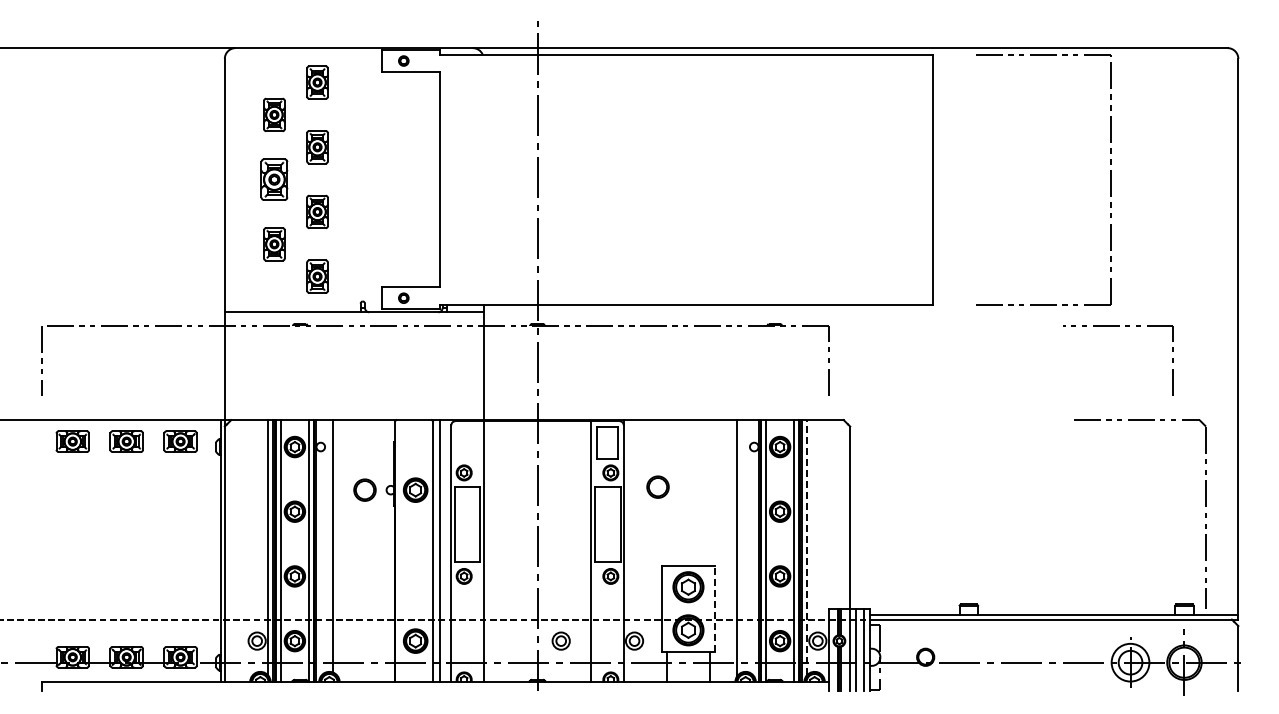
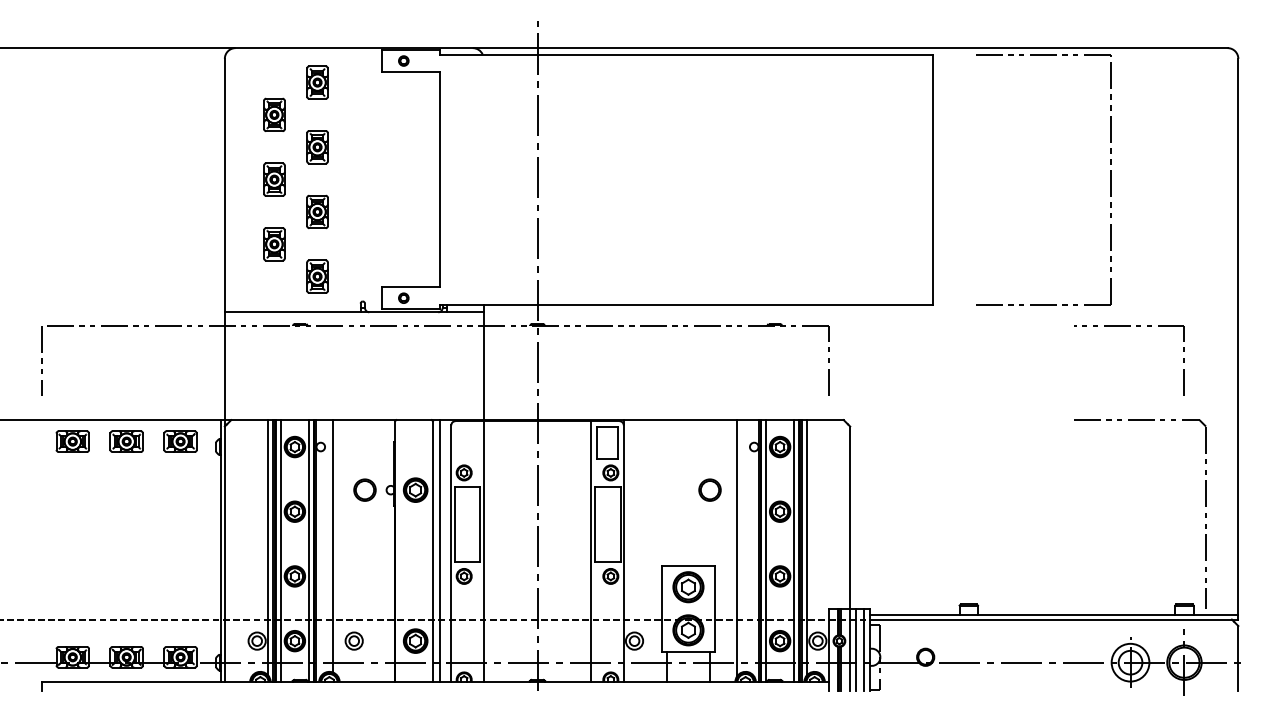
part size: 29x43 px -> 23x35 px (274, 179)
part position: (1118, 326) -> (1129, 326) (1129, 326)
circle position: (657, 486) -> (709, 489) (709, 489)
line: dashed -> solid (807, 547)
line: dashed -> solid (715, 608)
part position: (560, 640) -> (353, 640) (353, 640)
